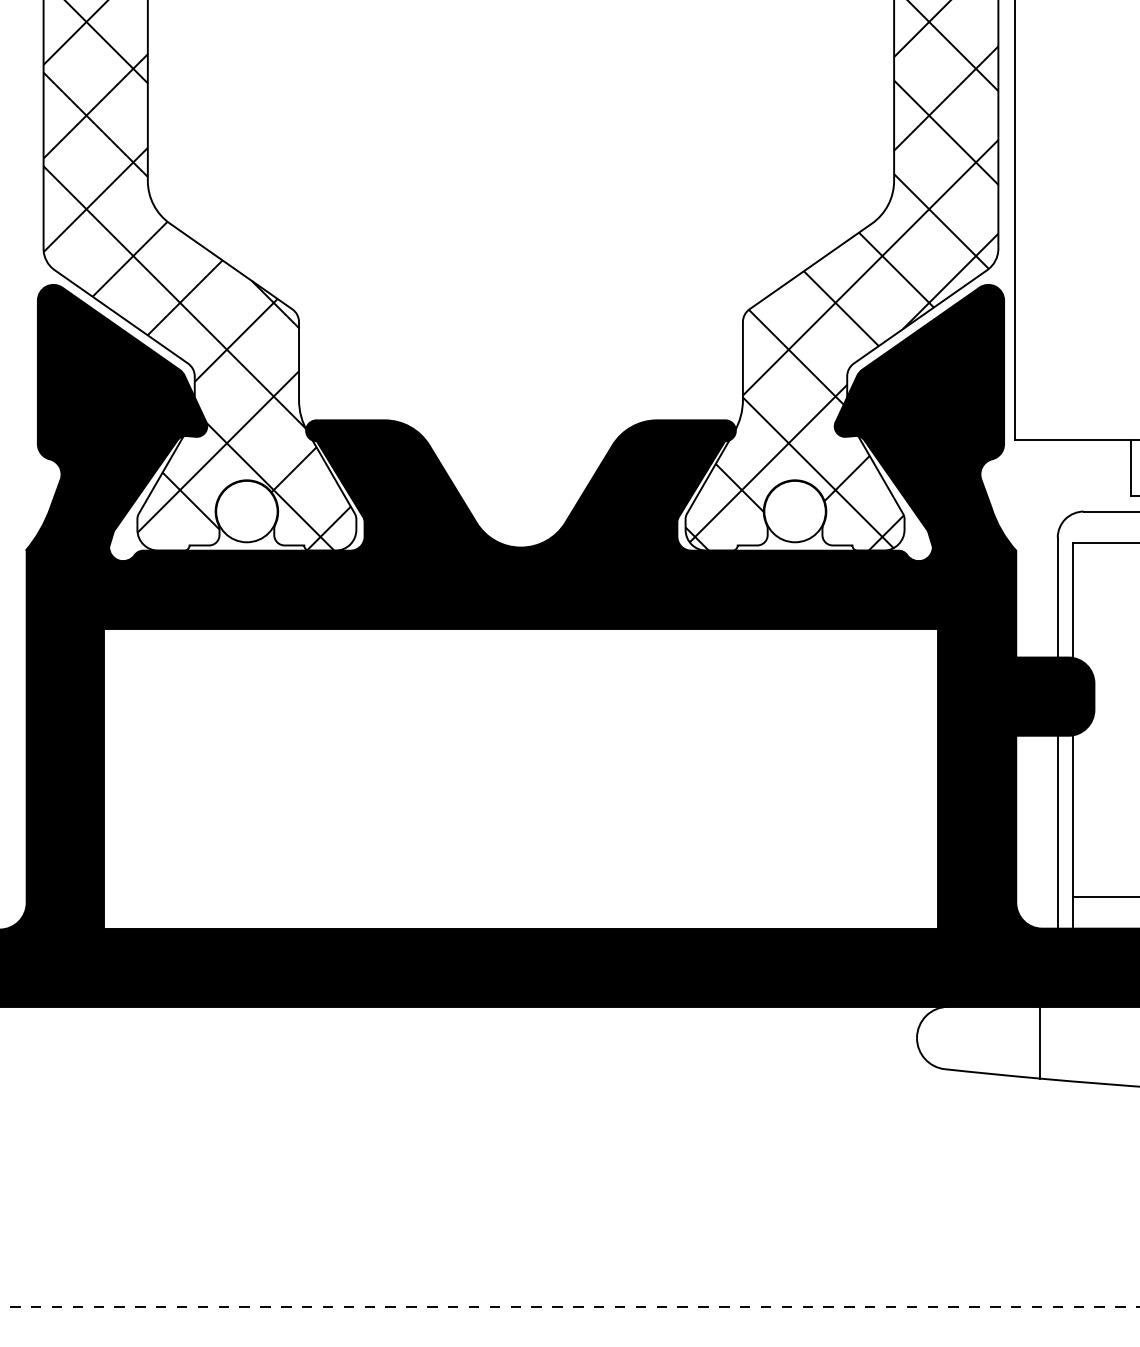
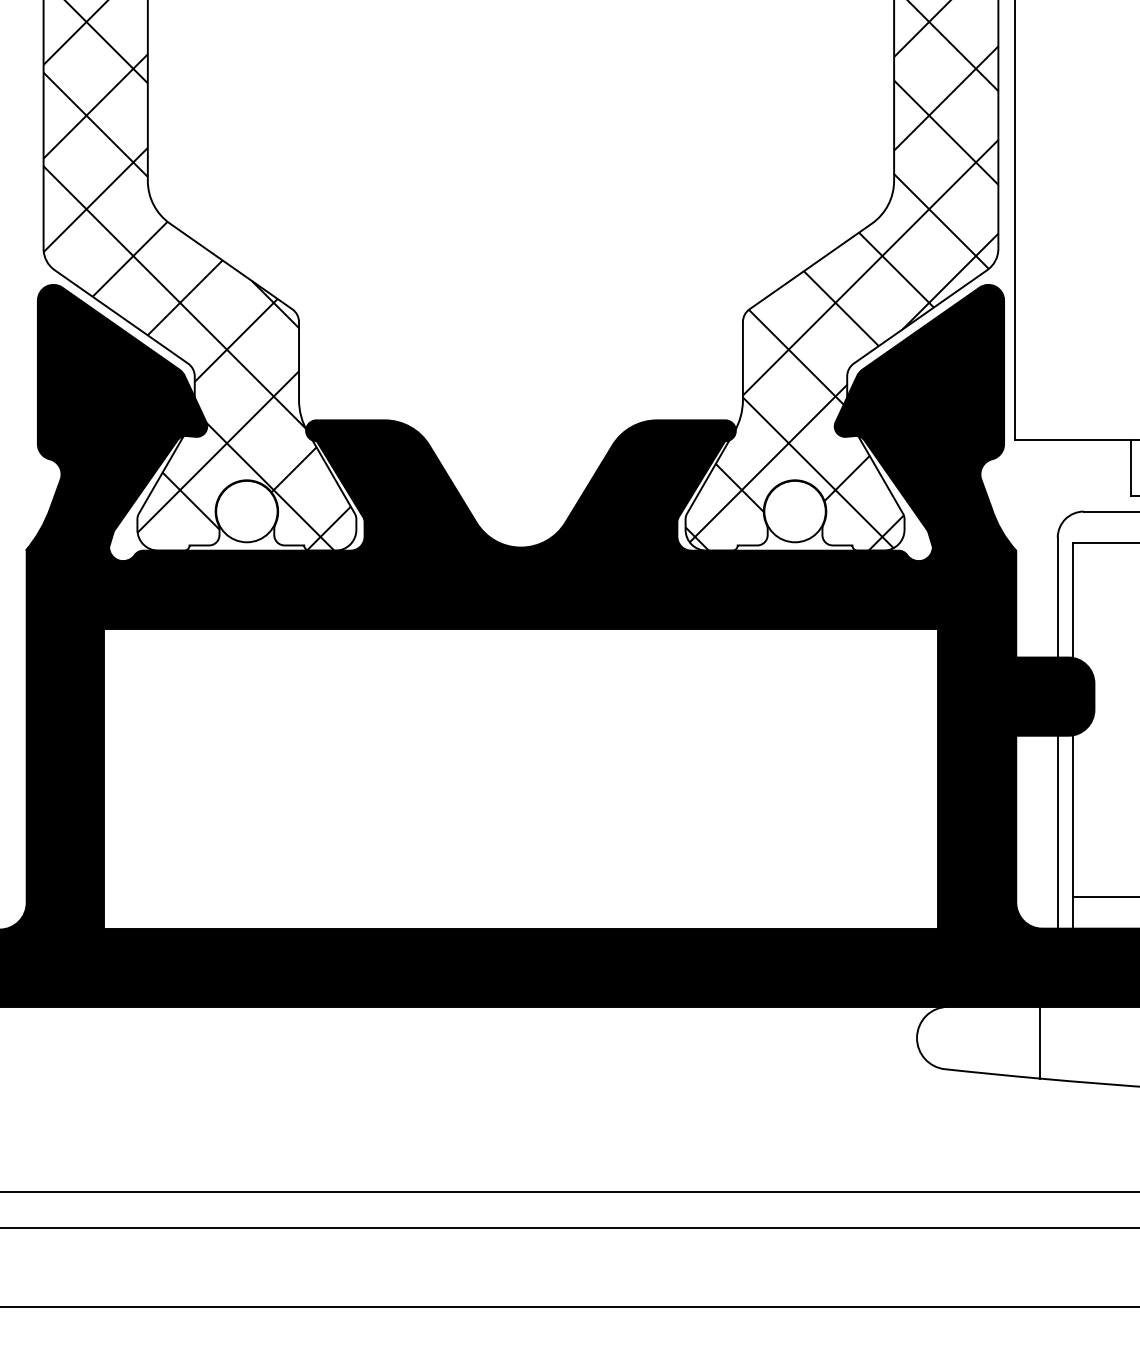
line: none -> present (569, 1191)
line: none -> present (569, 1228)
line: dashed -> solid (570, 1306)
